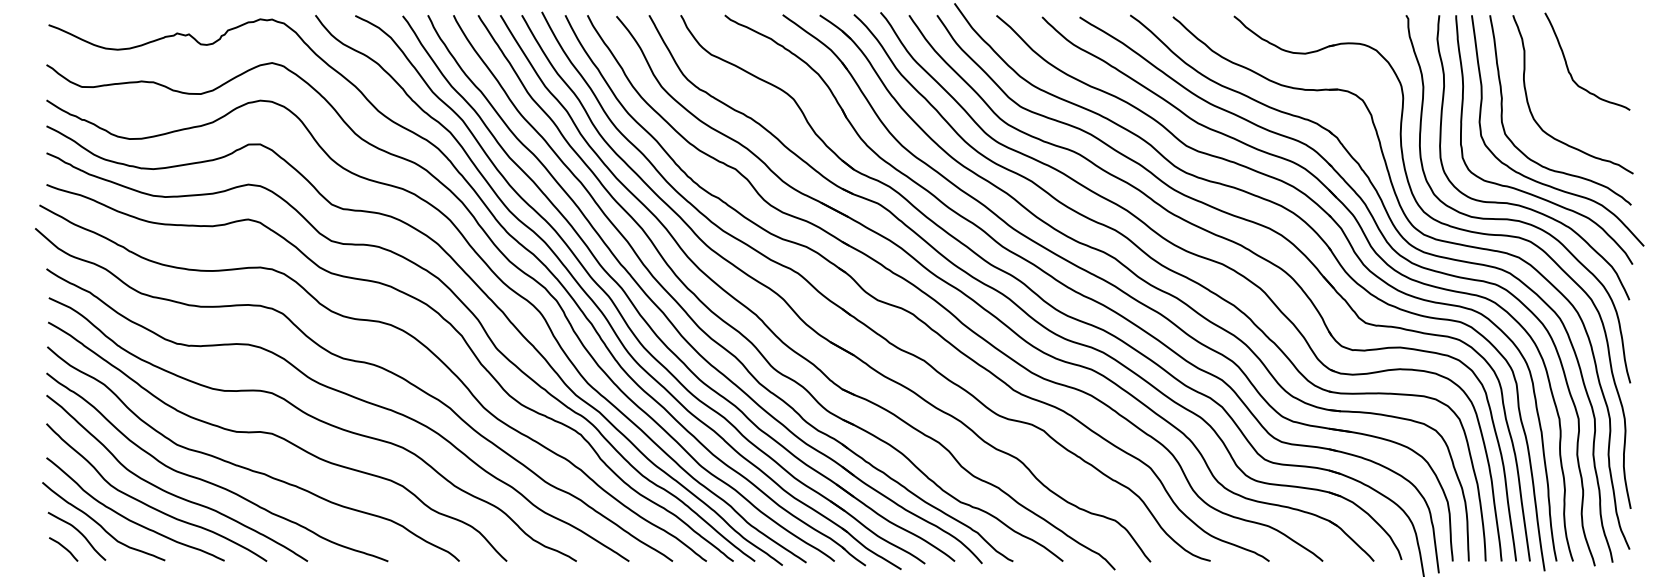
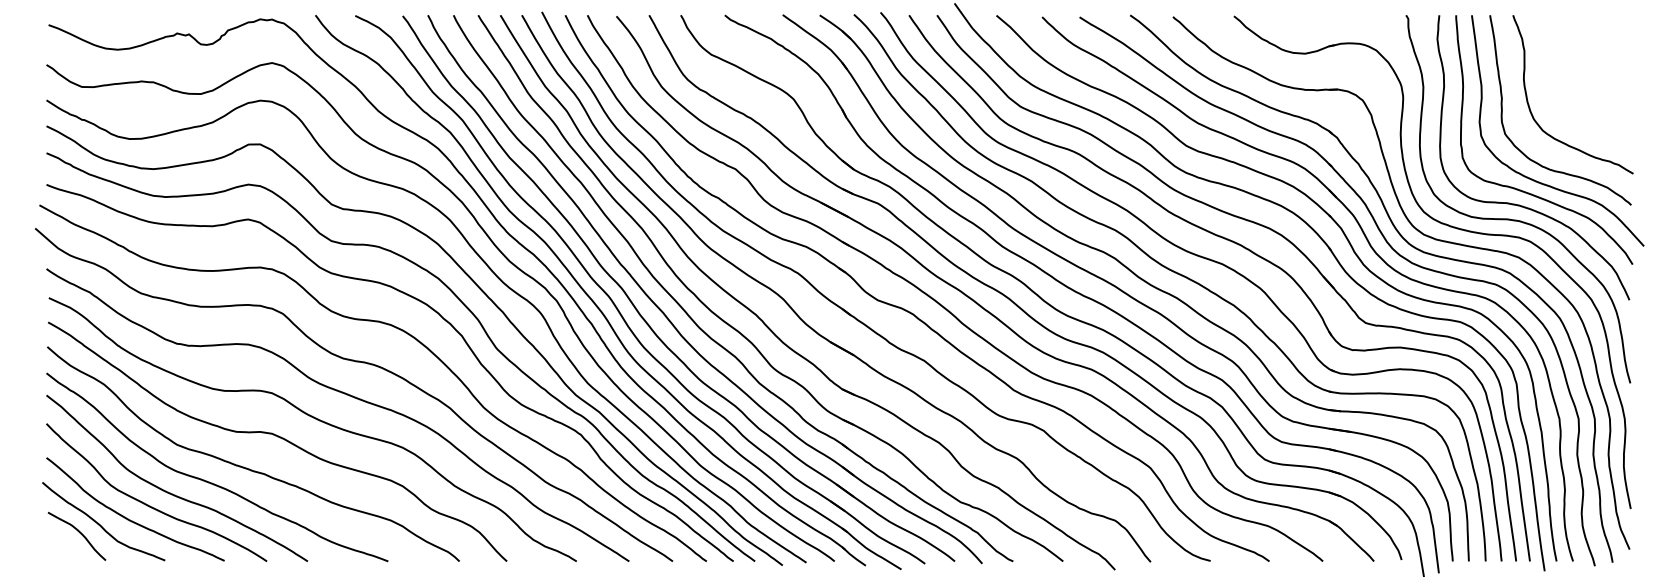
curve: present -> none (1568, 67)
curve: present -> none (63, 548)
